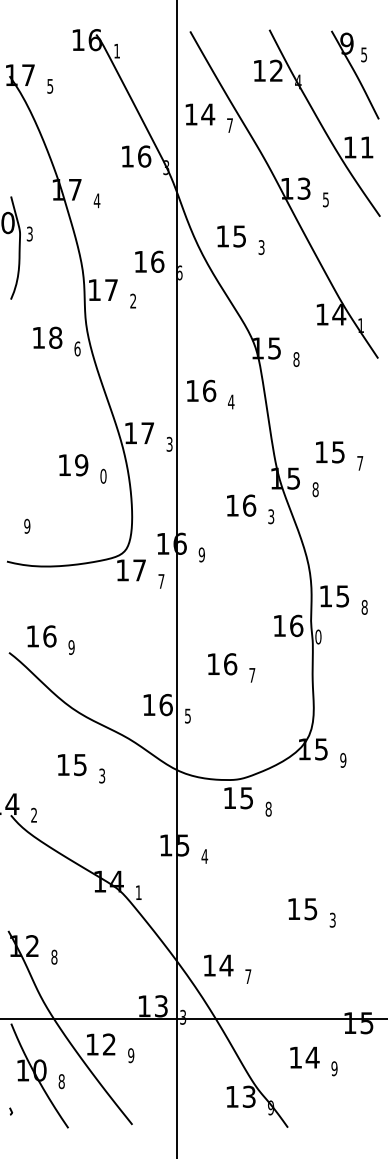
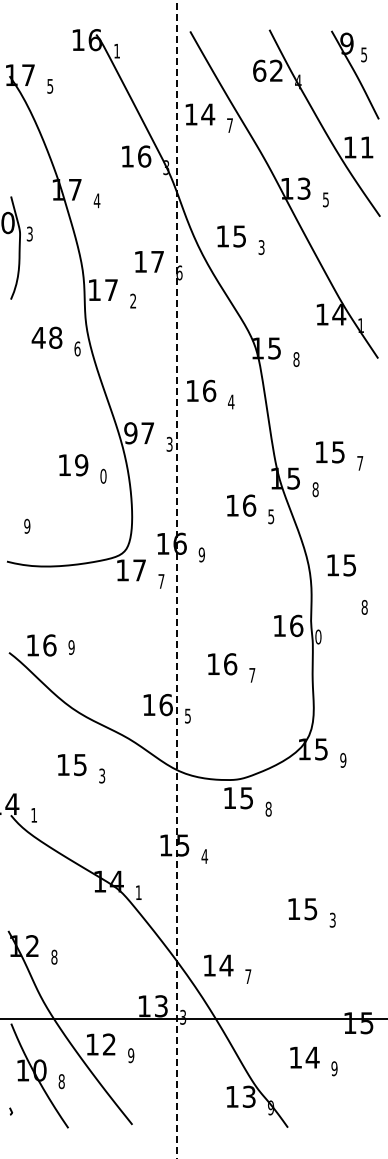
text: 12 -> 62 (259, 70)
text: 16 -> 17 (157, 261)
text: 18 -> 48 (38, 337)
text: 17 -> 97 (130, 433)
text: 3 -> 5 (271, 515)
line: solid -> dashed (177, 579)
text position: (334, 596) -> (341, 565) (341, 565)
text position: (41, 636) -> (41, 645) (41, 645)
text: 2 -> 1 (33, 814)
